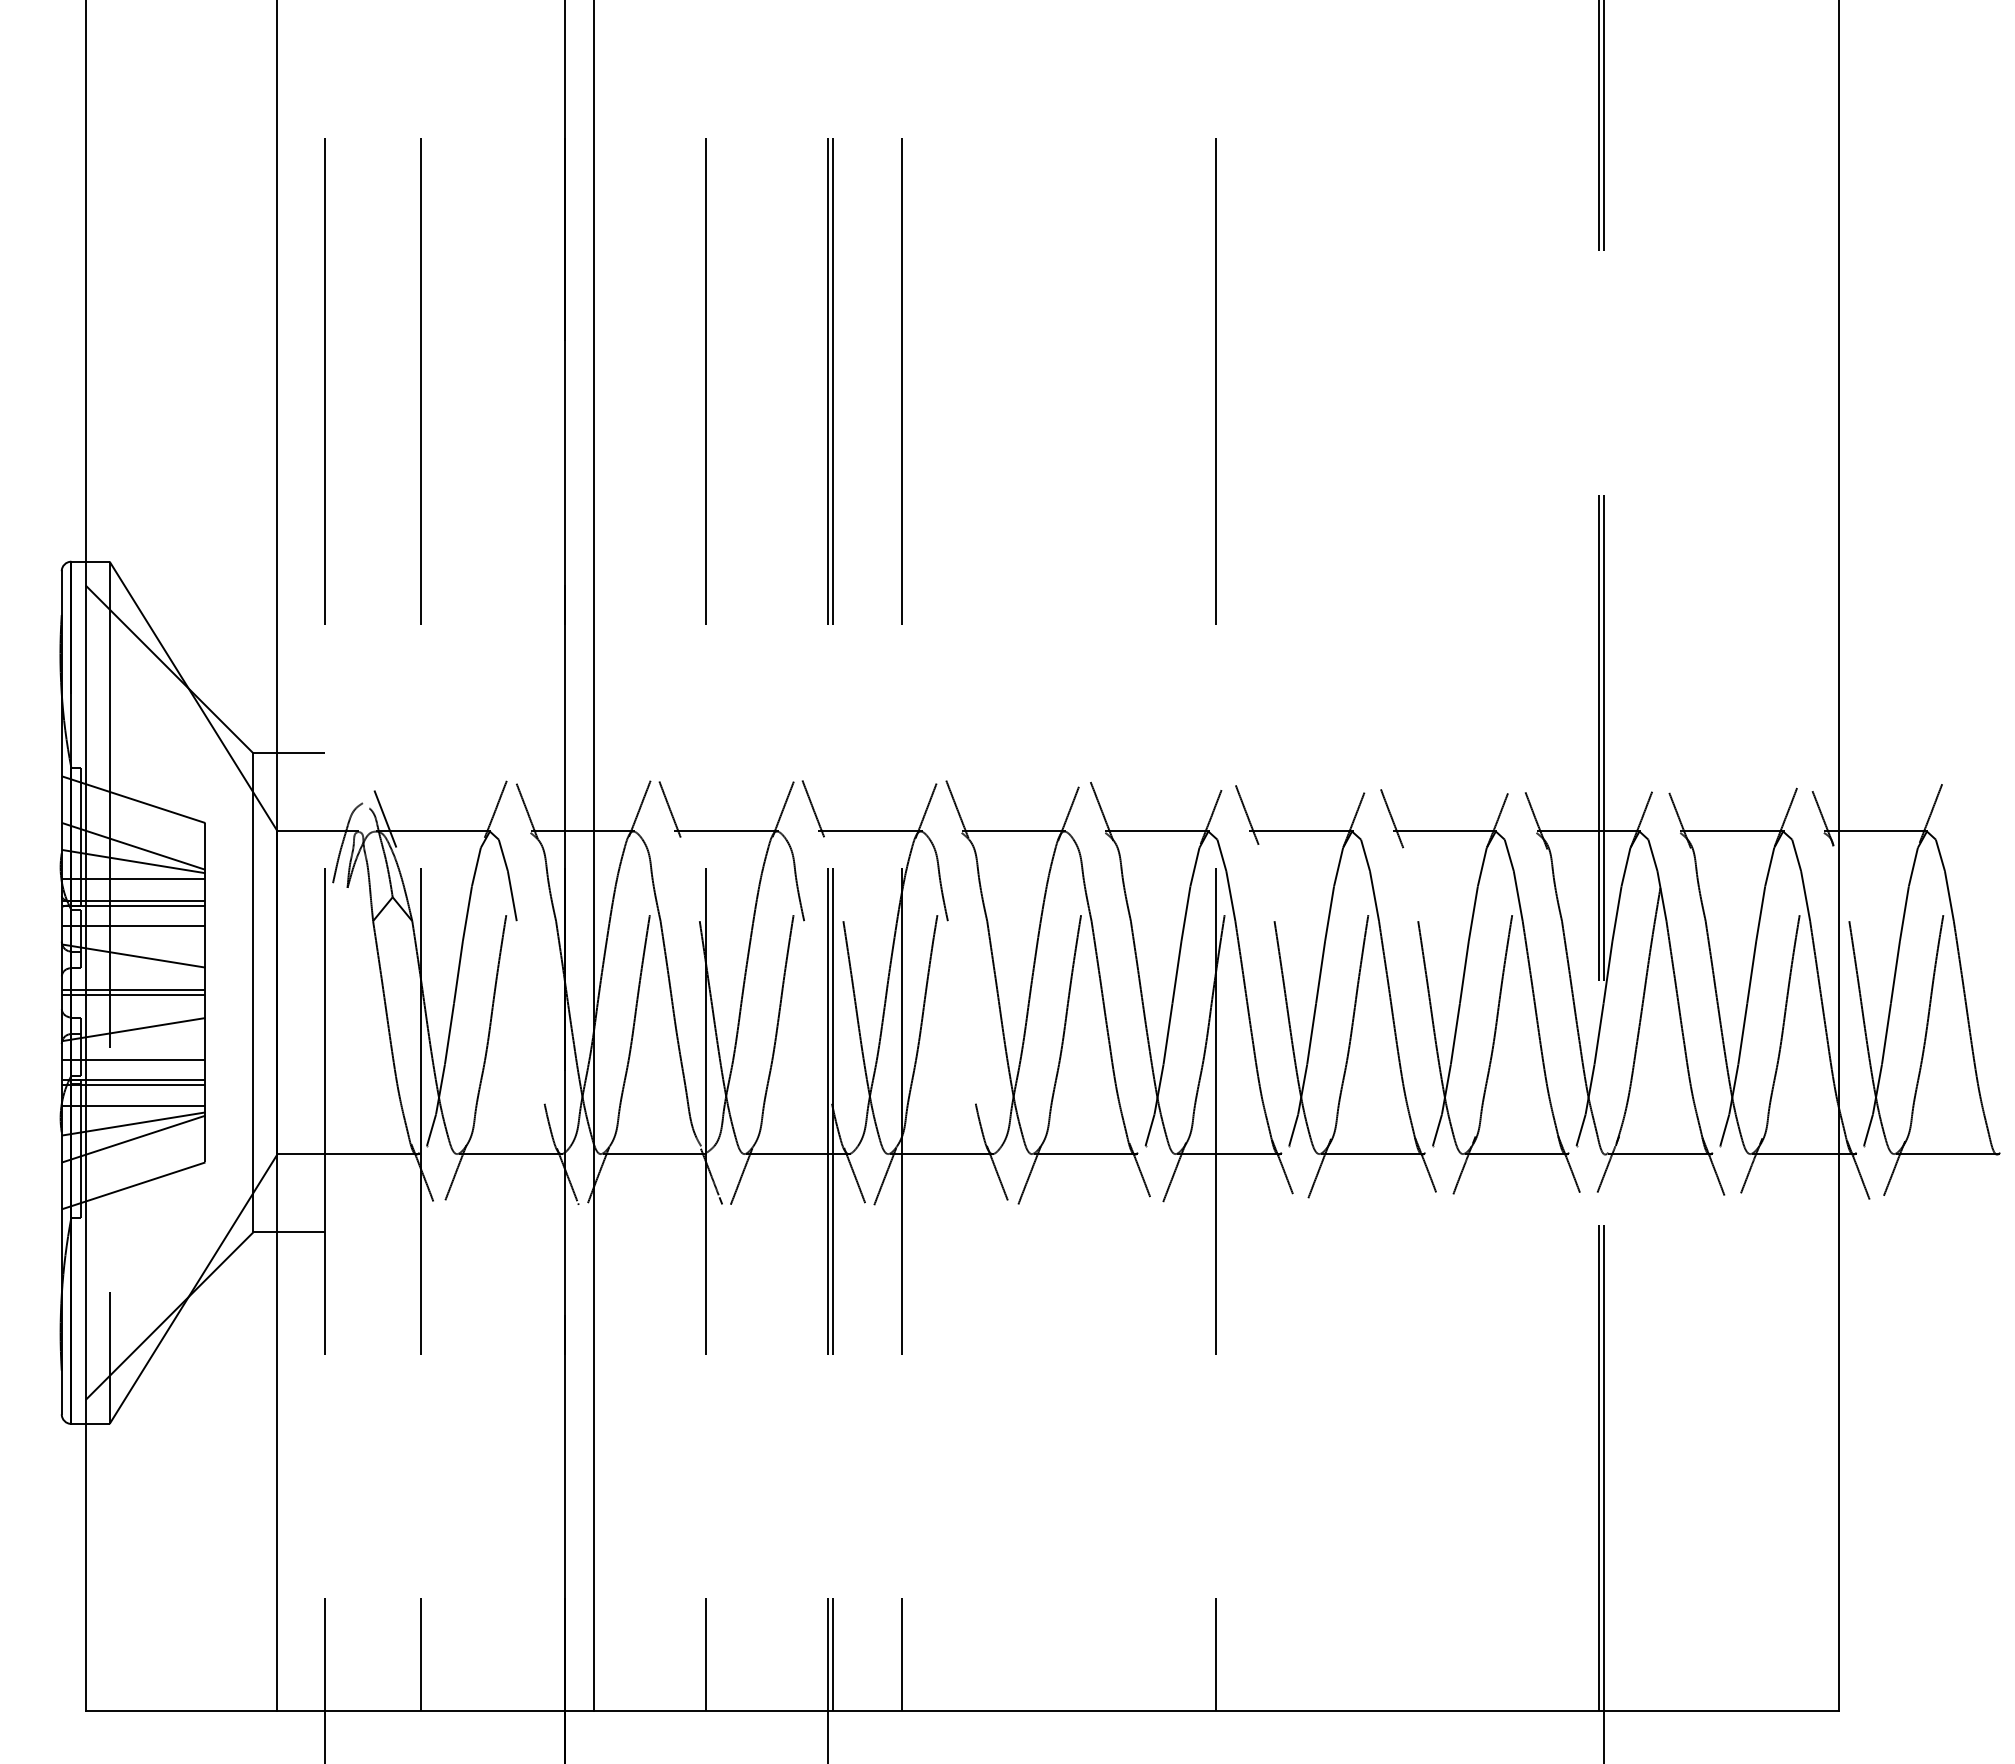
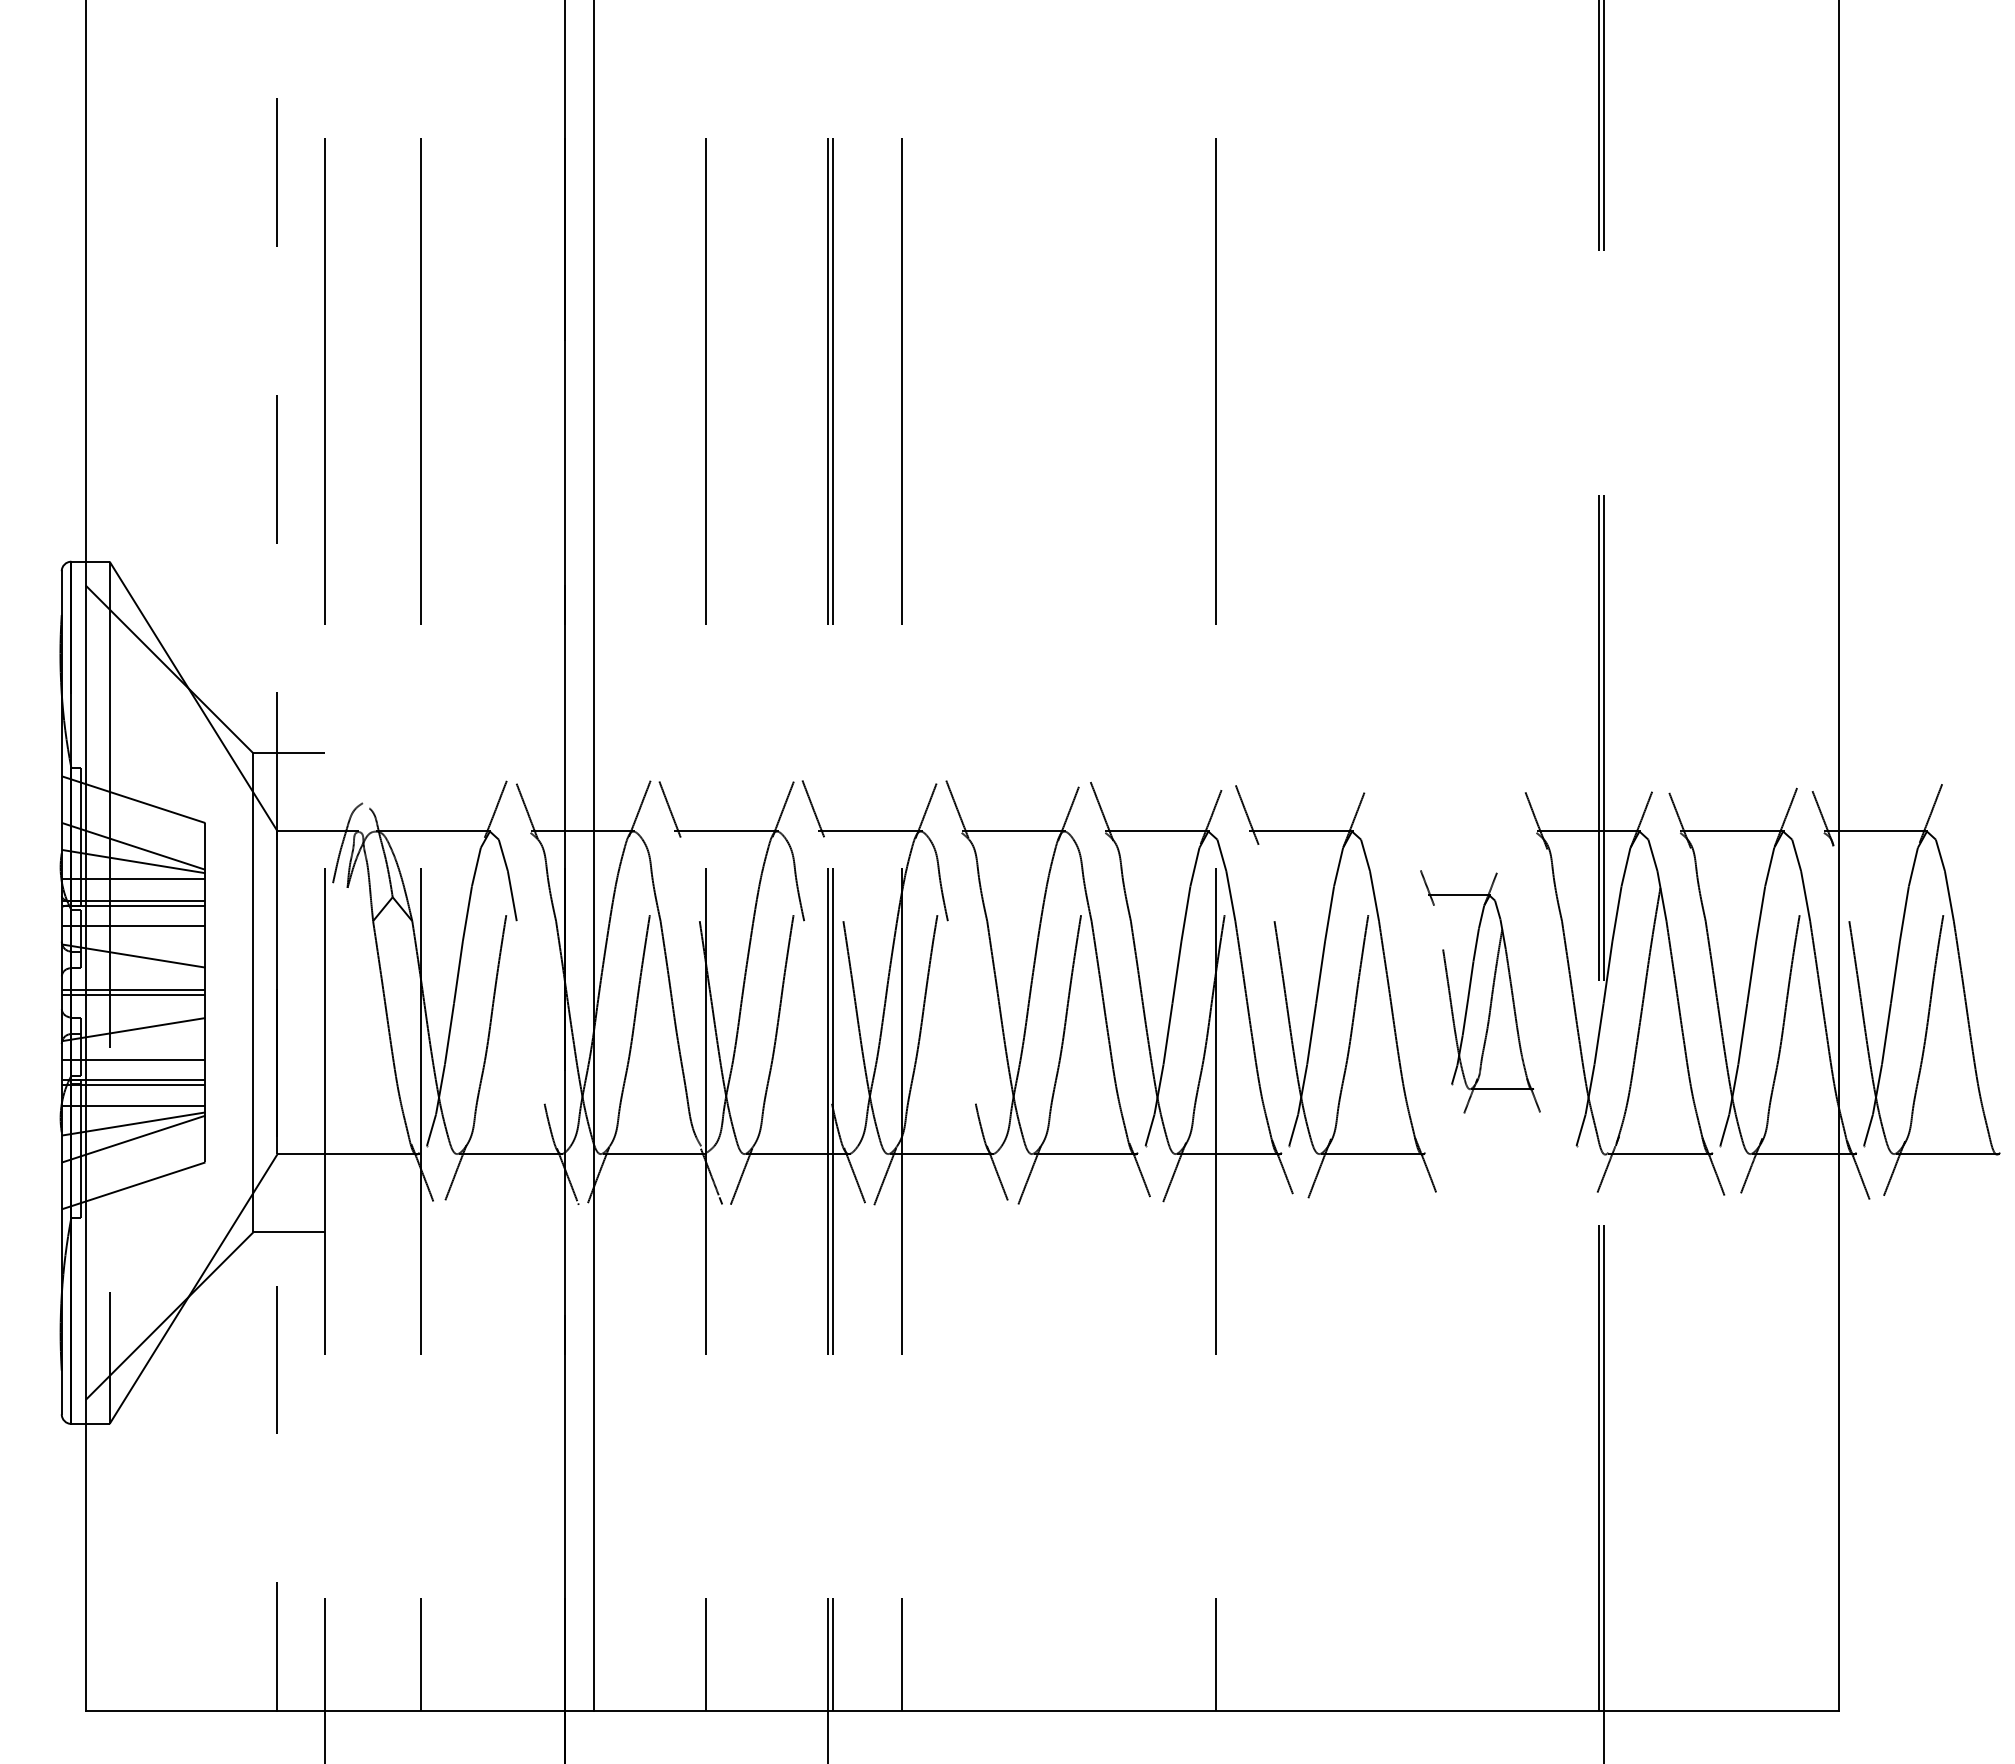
line: present -> none (385, 818)
line: solid -> dashed (277, 856)
part size: 201x406 px -> 121x244 px (1480, 991)
